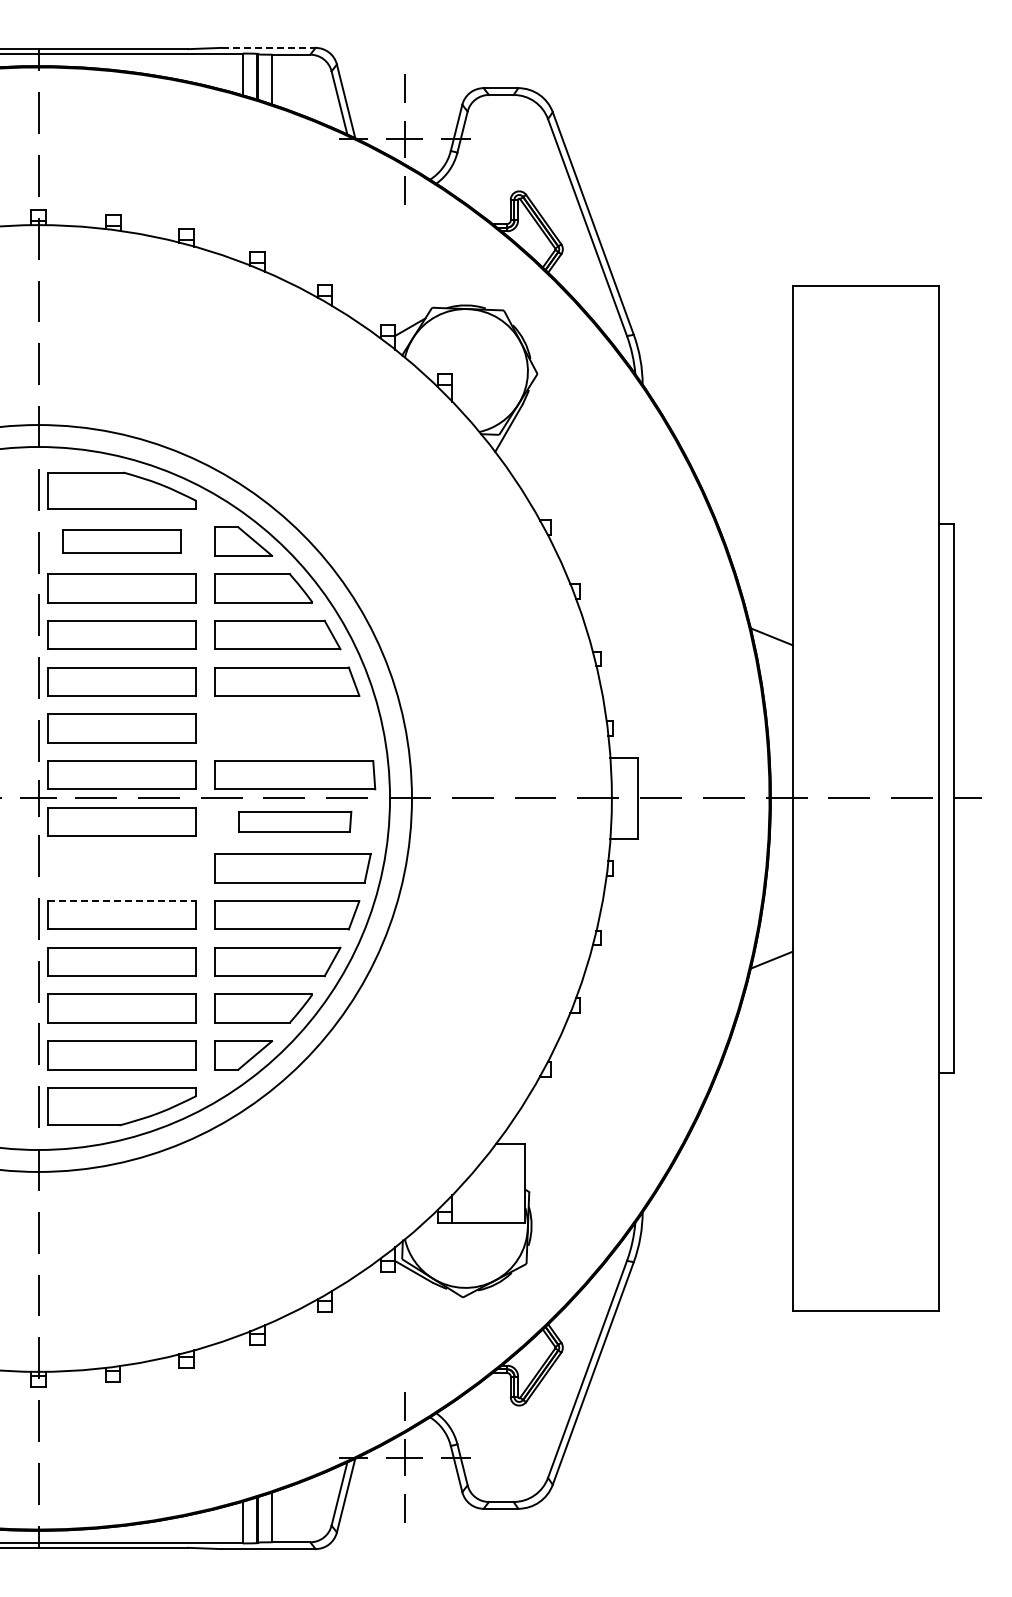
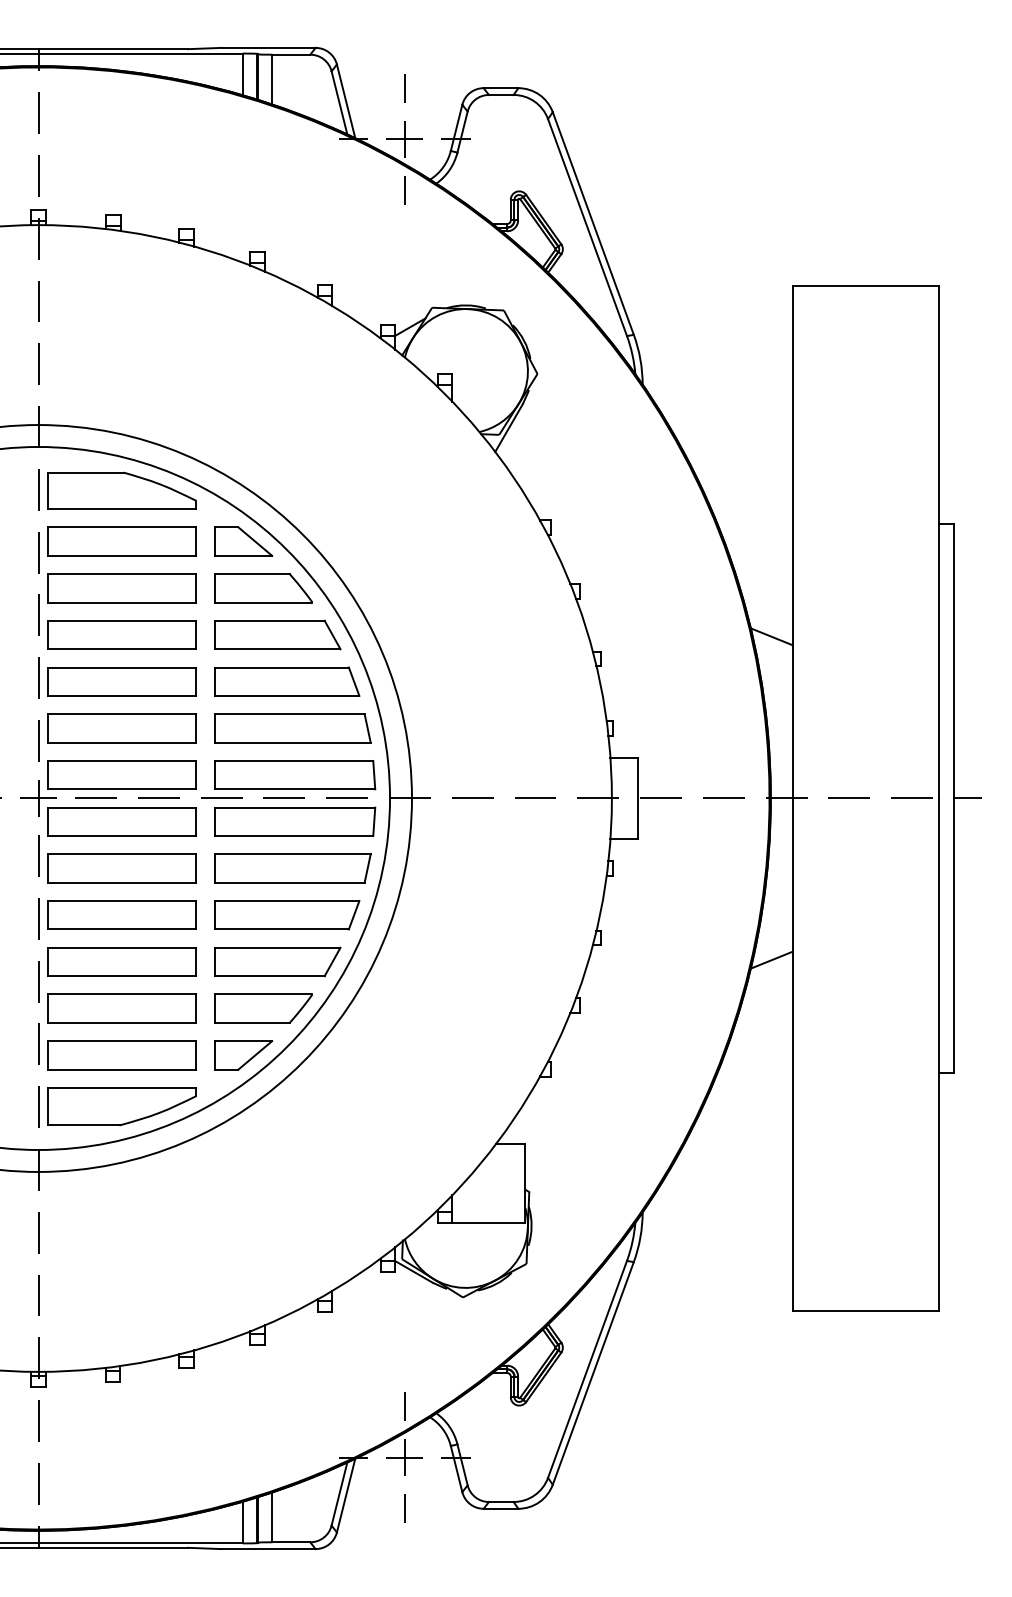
line: dashed -> solid (269, 47)
part size: 120x25 px -> 150x31 px (121, 541)
part: none -> present (292, 728)
part size: 115x23 px -> 163x31 px (295, 821)
part: none -> present (121, 868)
line: dashed -> solid (122, 901)
